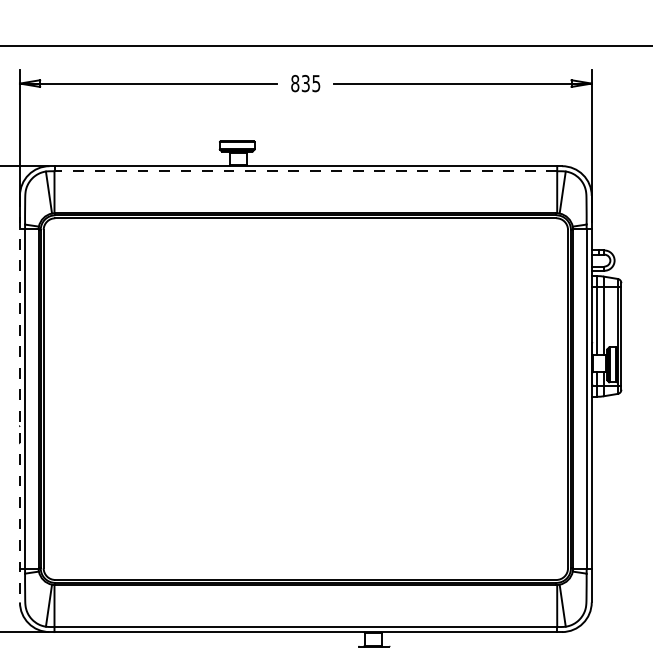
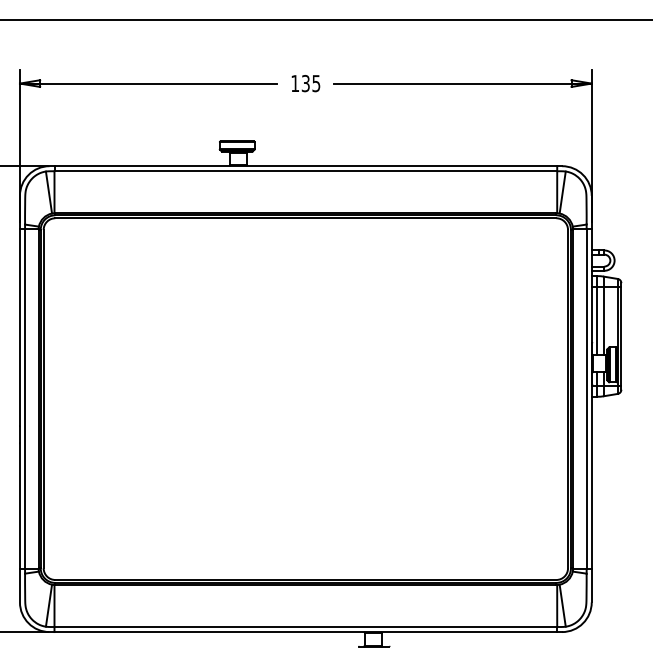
line position: (325, 46) -> (325, 20) (325, 20)
text: 835 -> 135 (295, 83)
line: dashed -> solid (305, 171)
line: dashed -> solid (19, 399)
